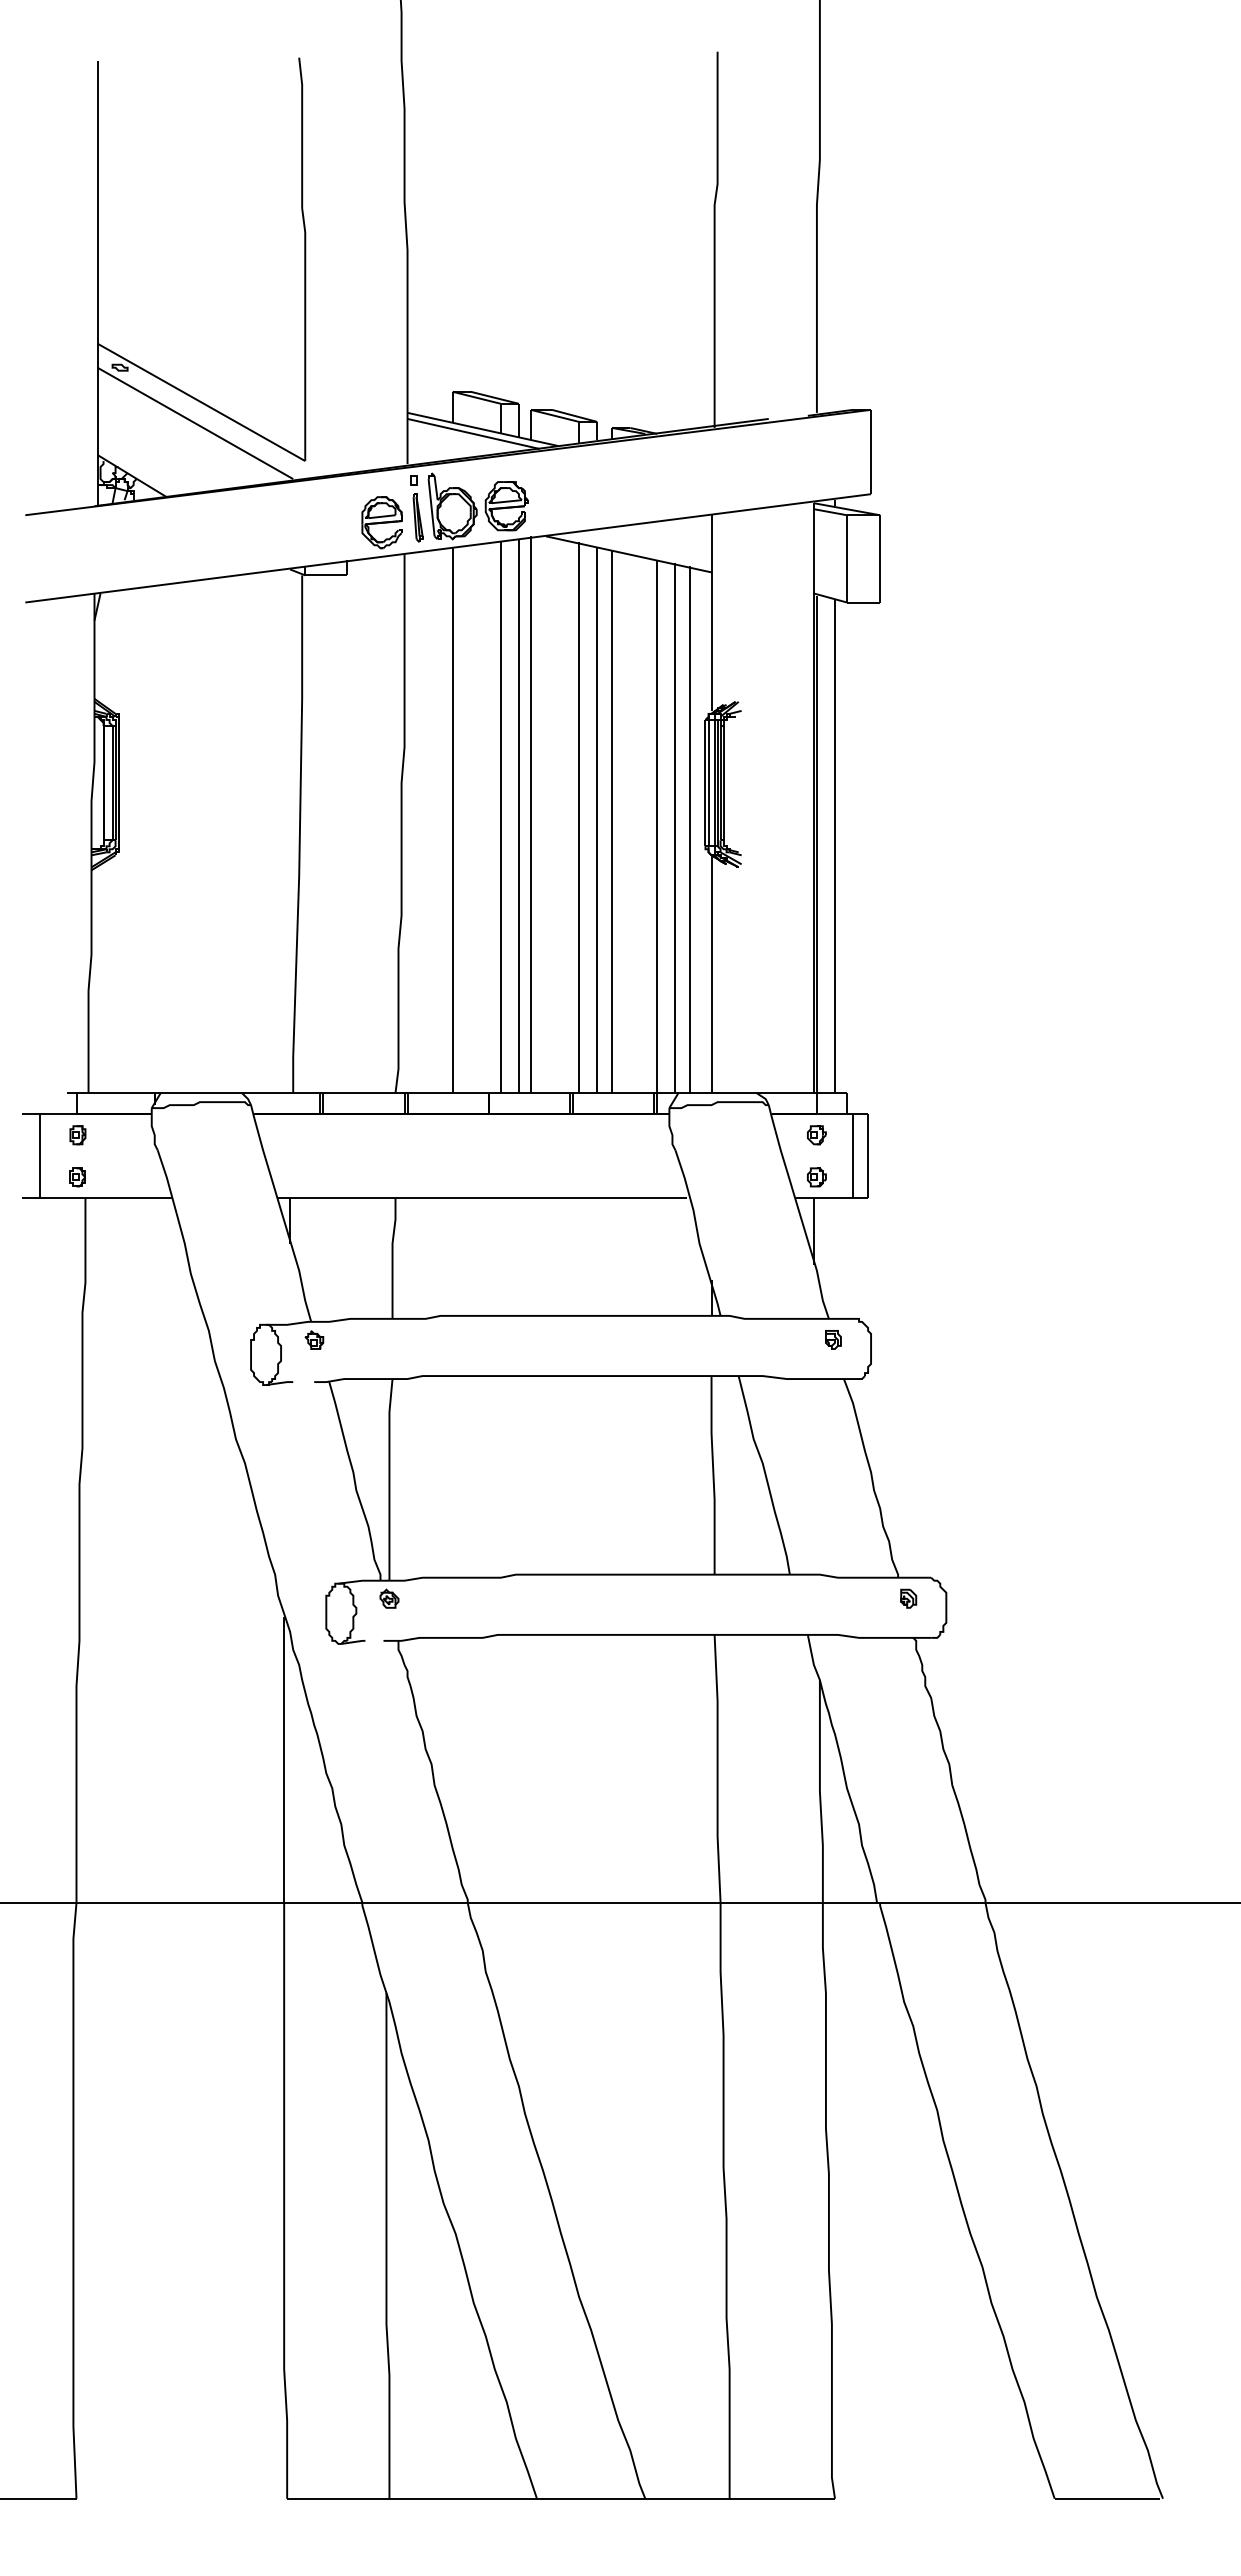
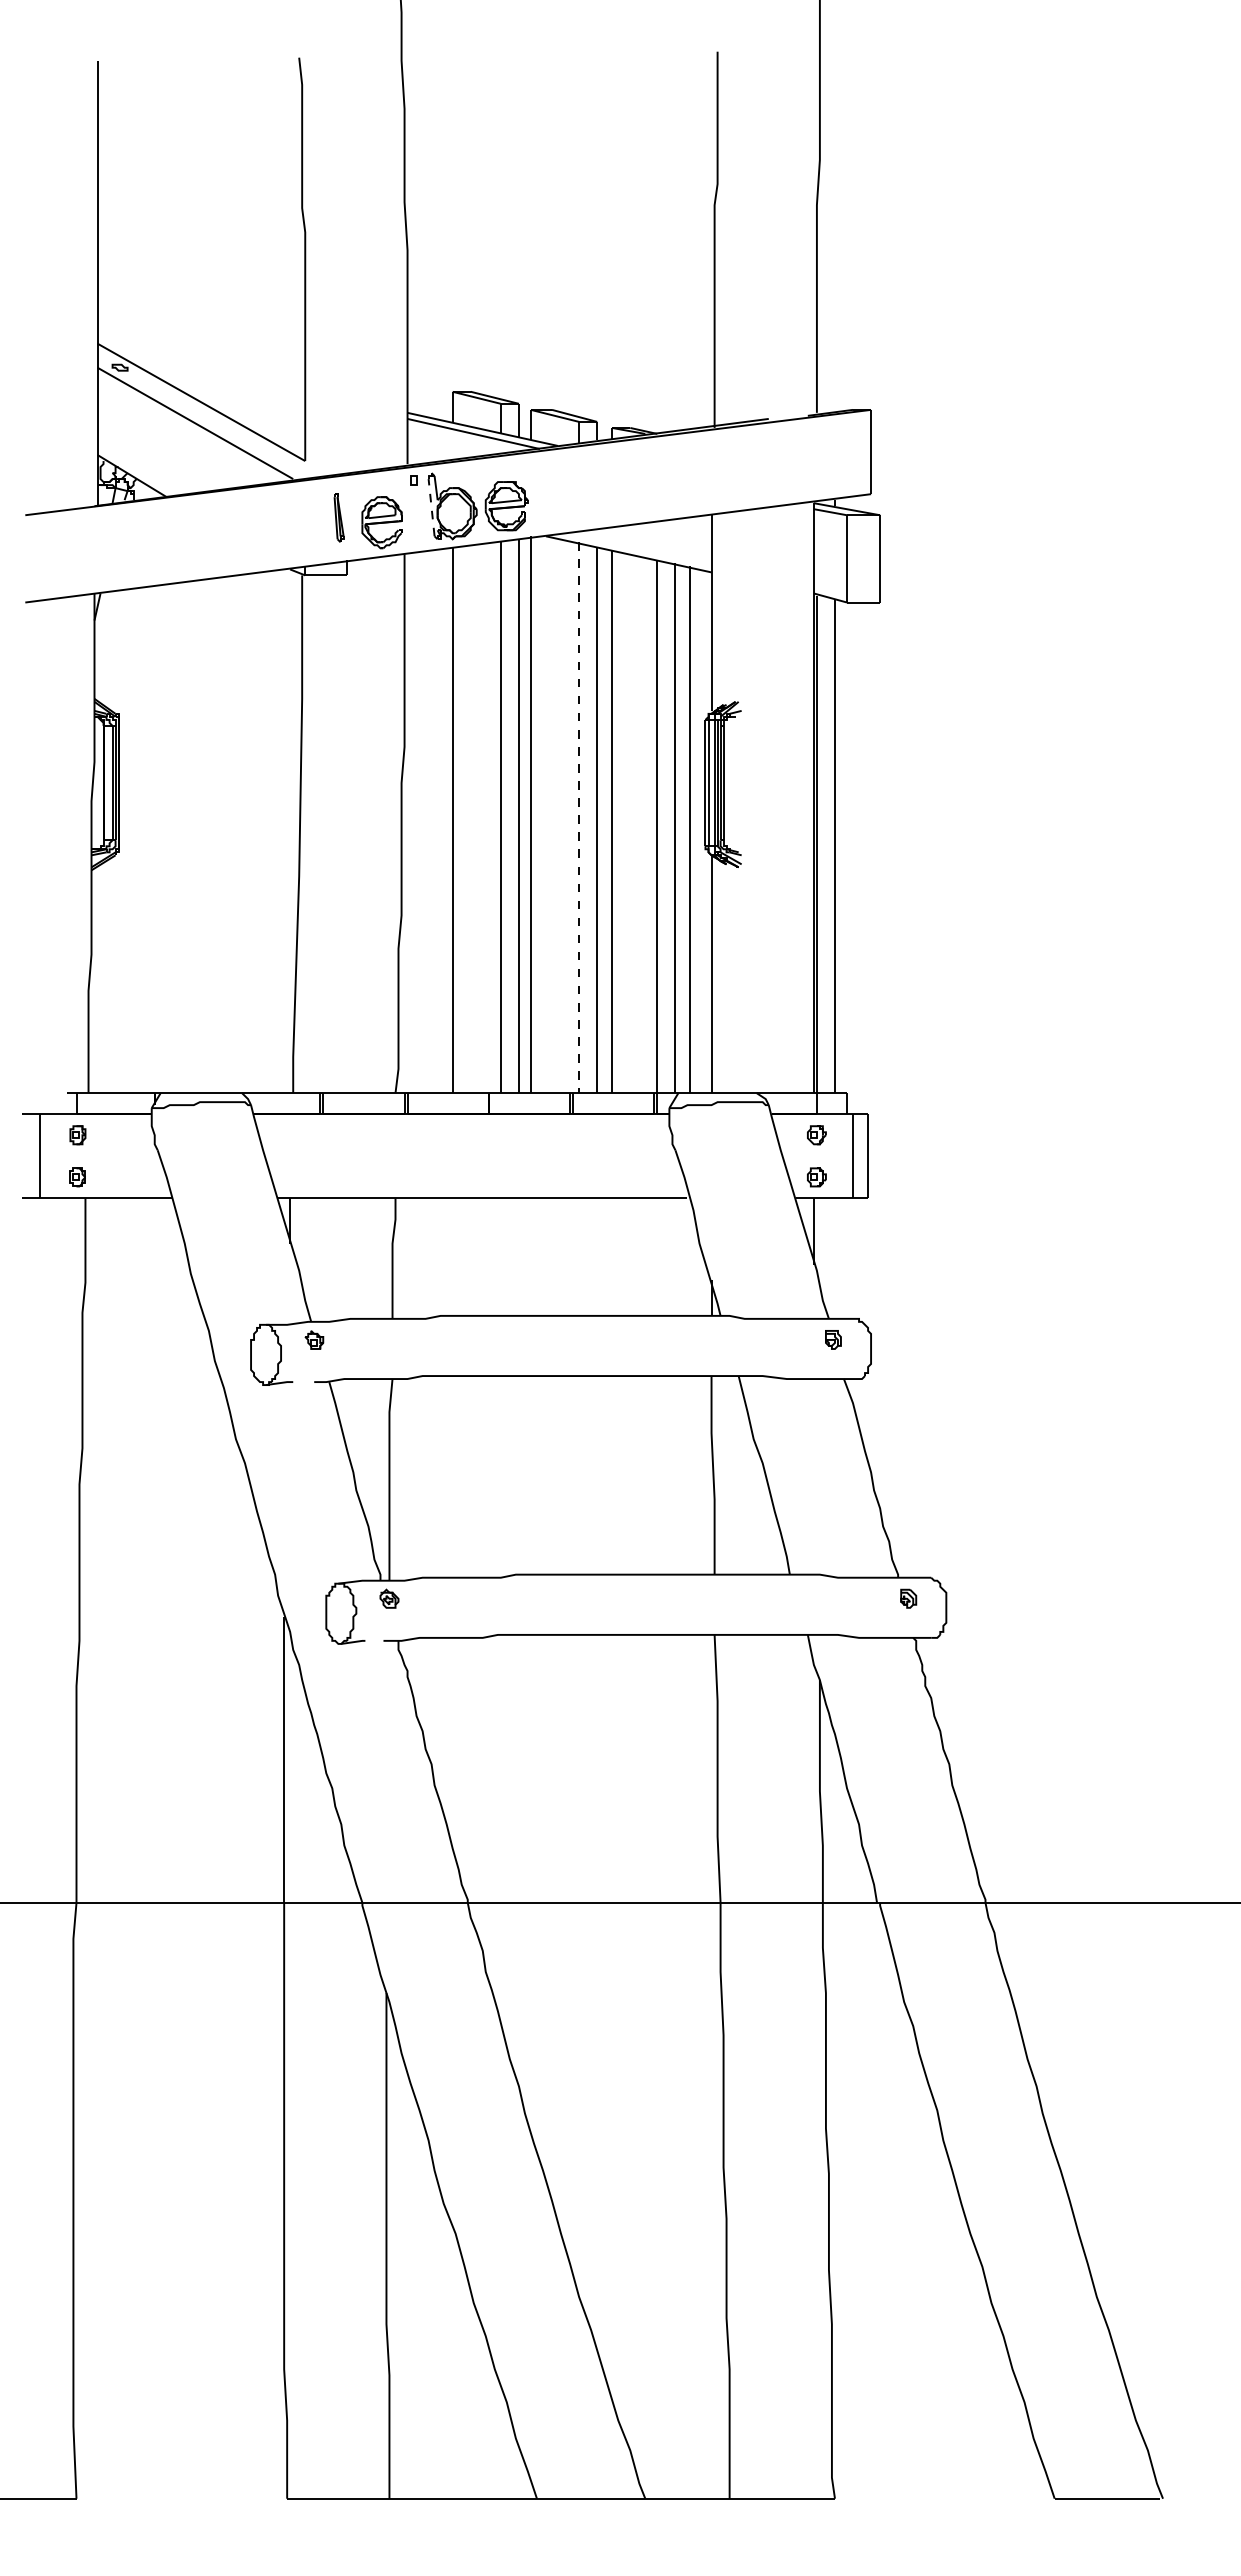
line: solid -> dashed (431, 507)
part position: (417, 517) -> (338, 517) (338, 517)
line: solid -> dashed (579, 818)
